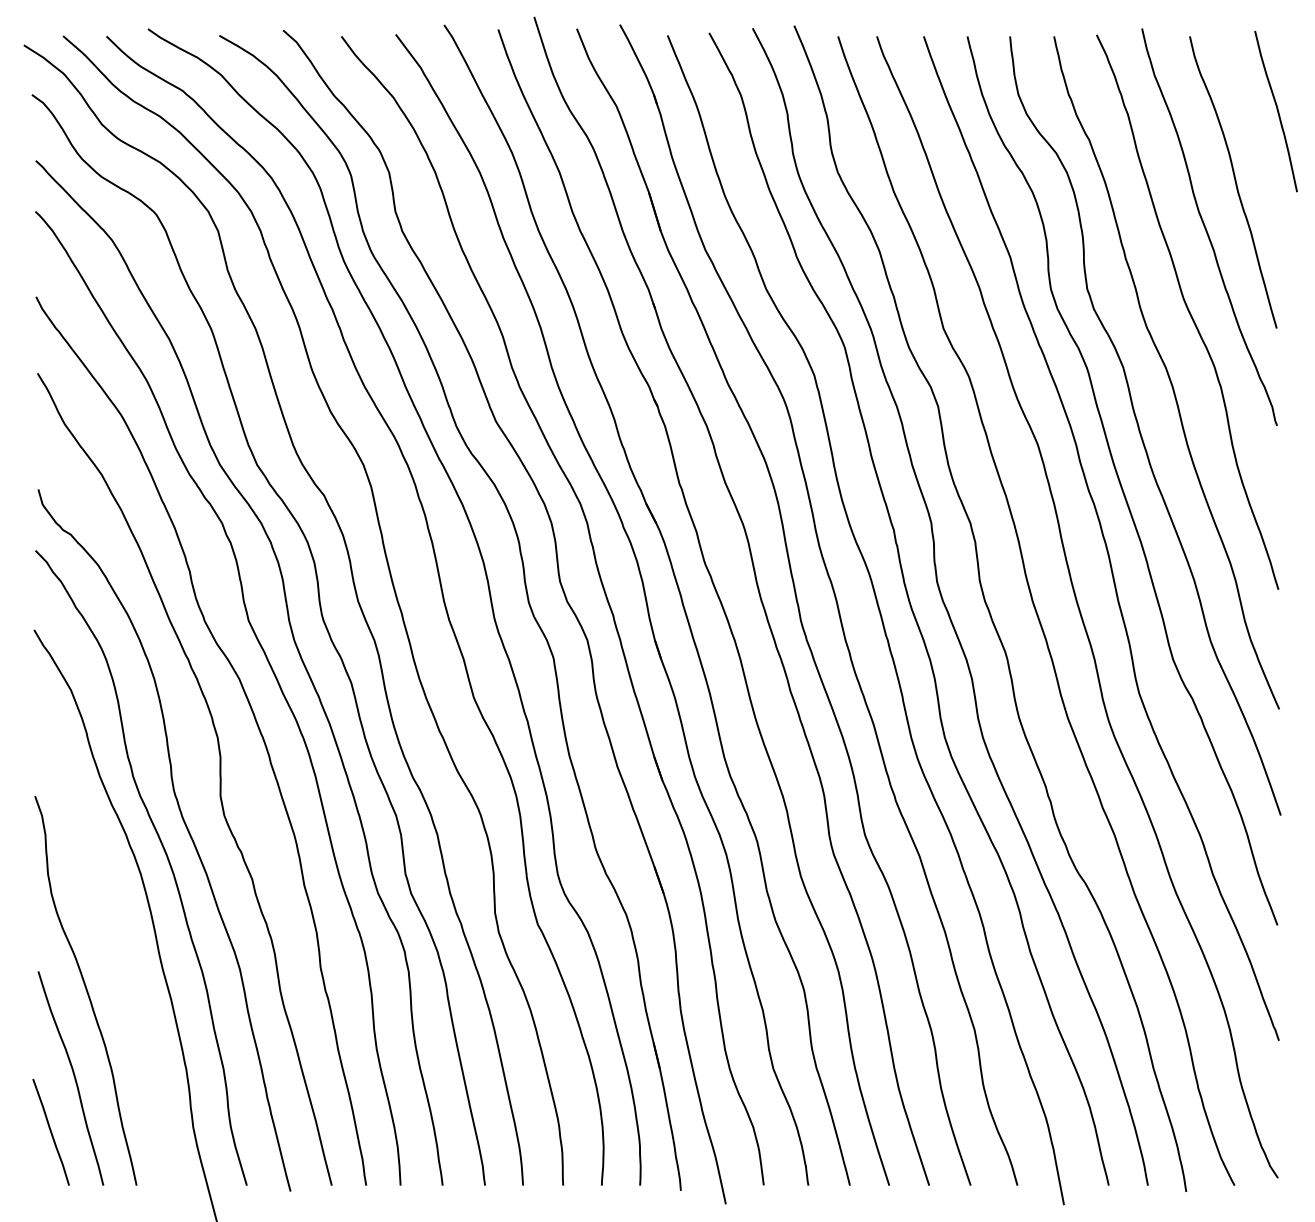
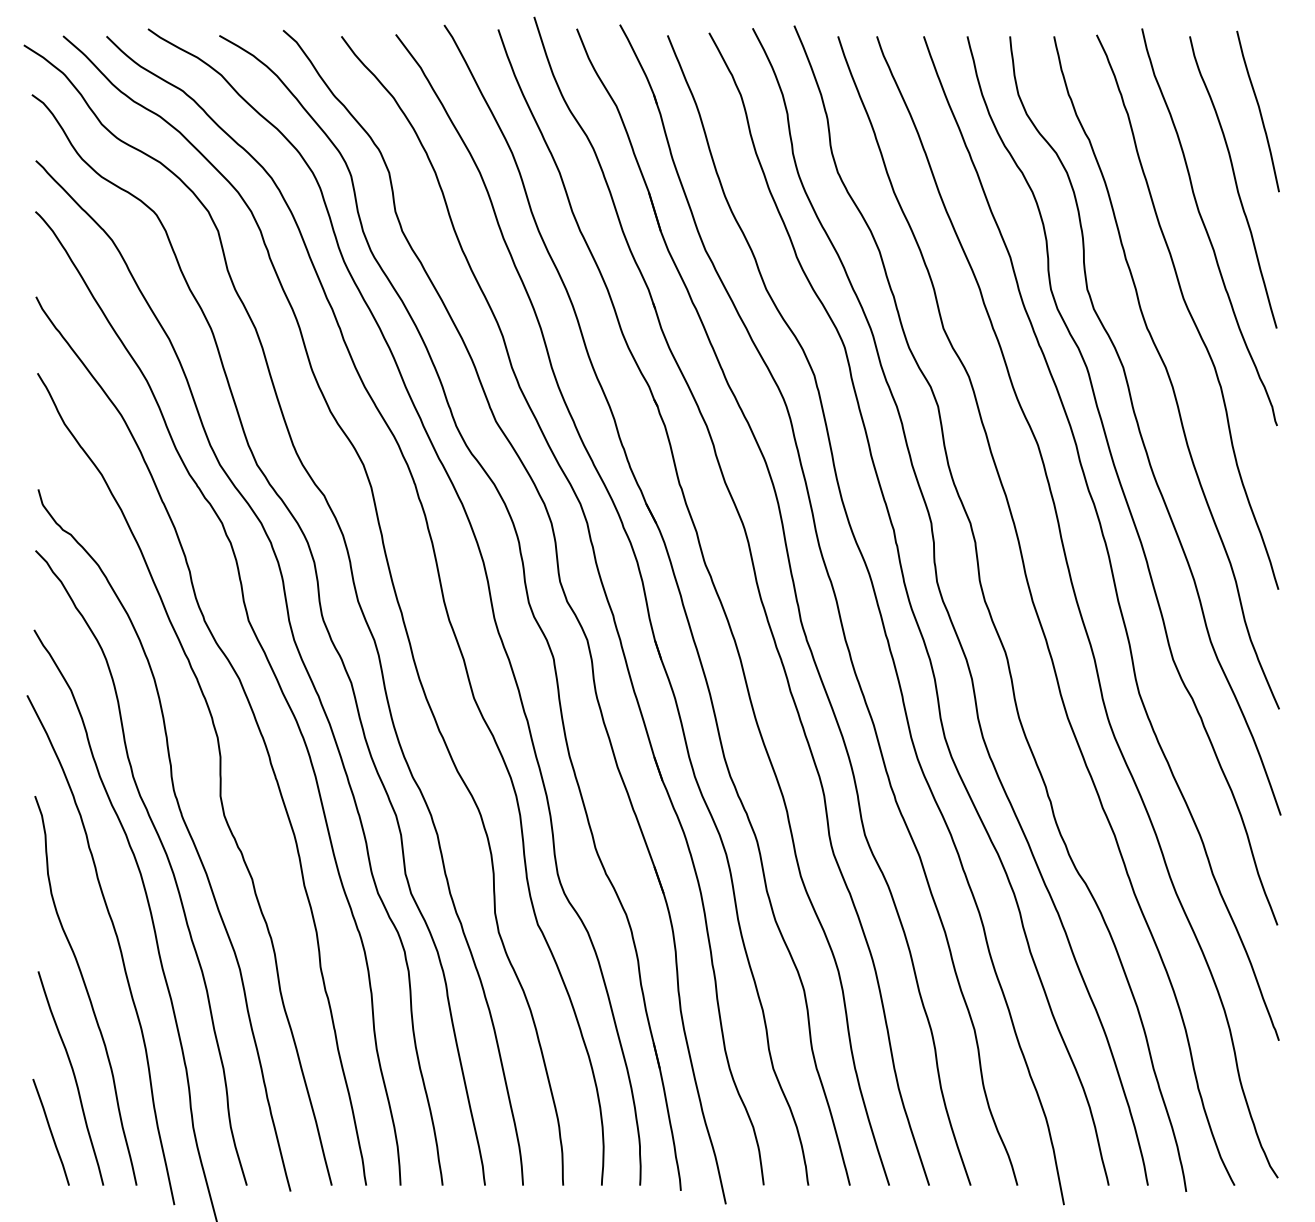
curve position: (1277, 111) -> (1259, 111) (1259, 111)
curve: none -> present (118, 946)
